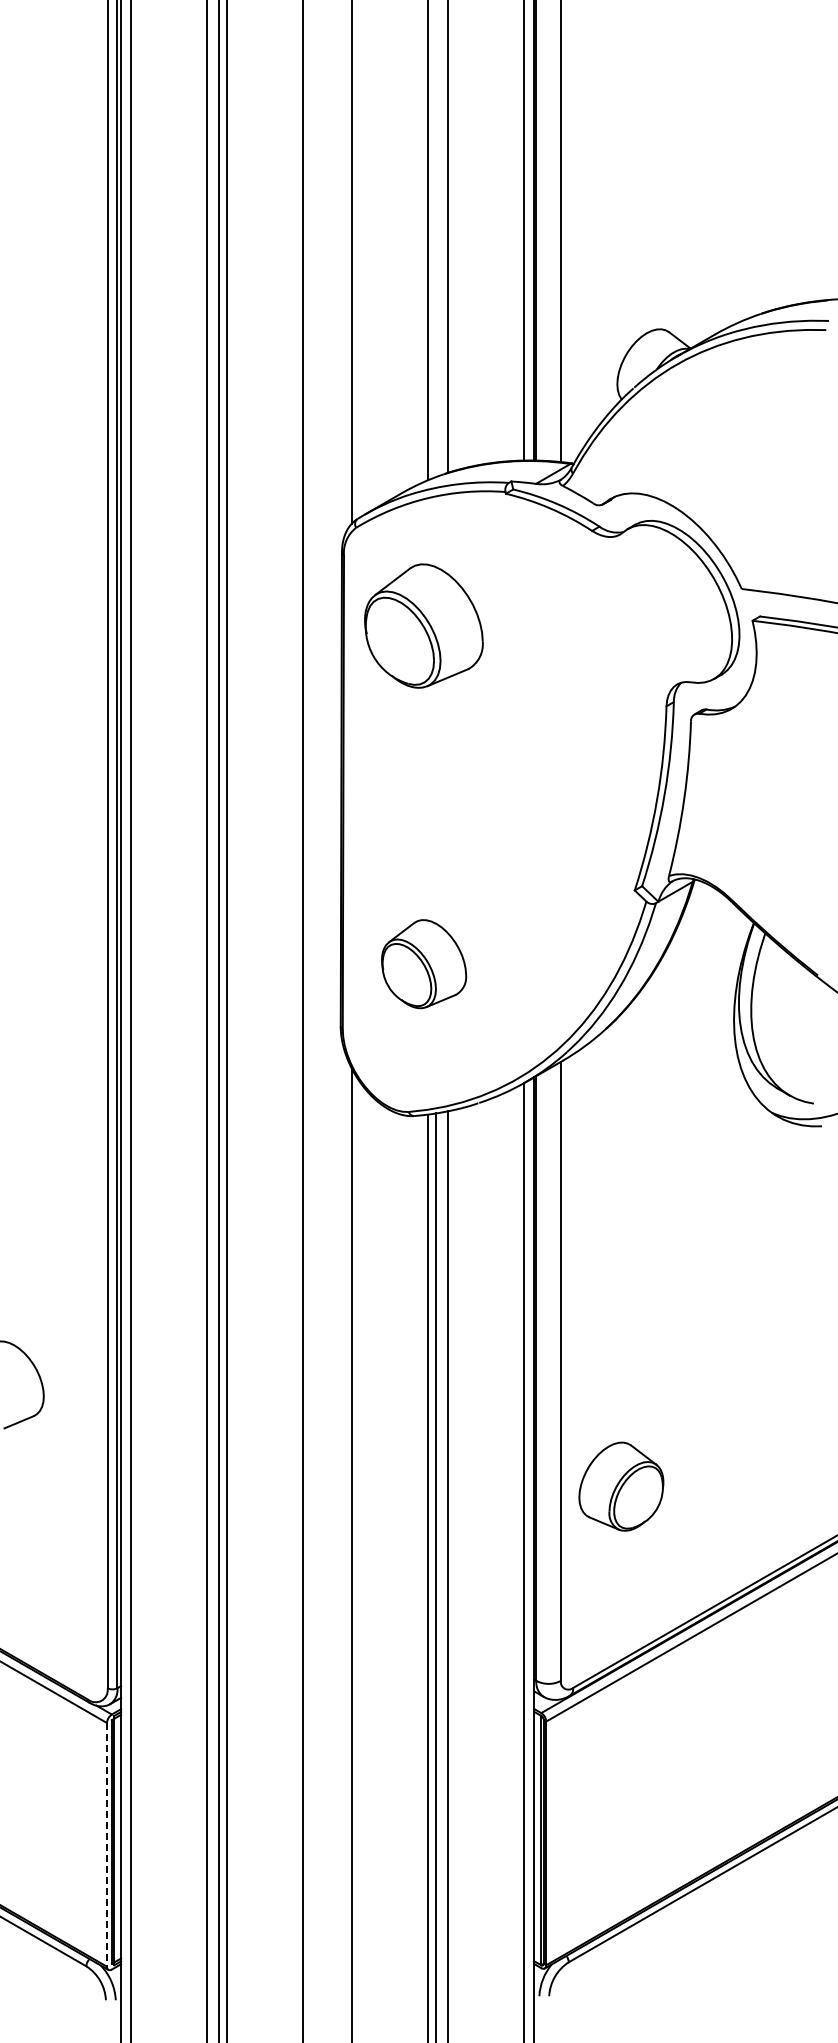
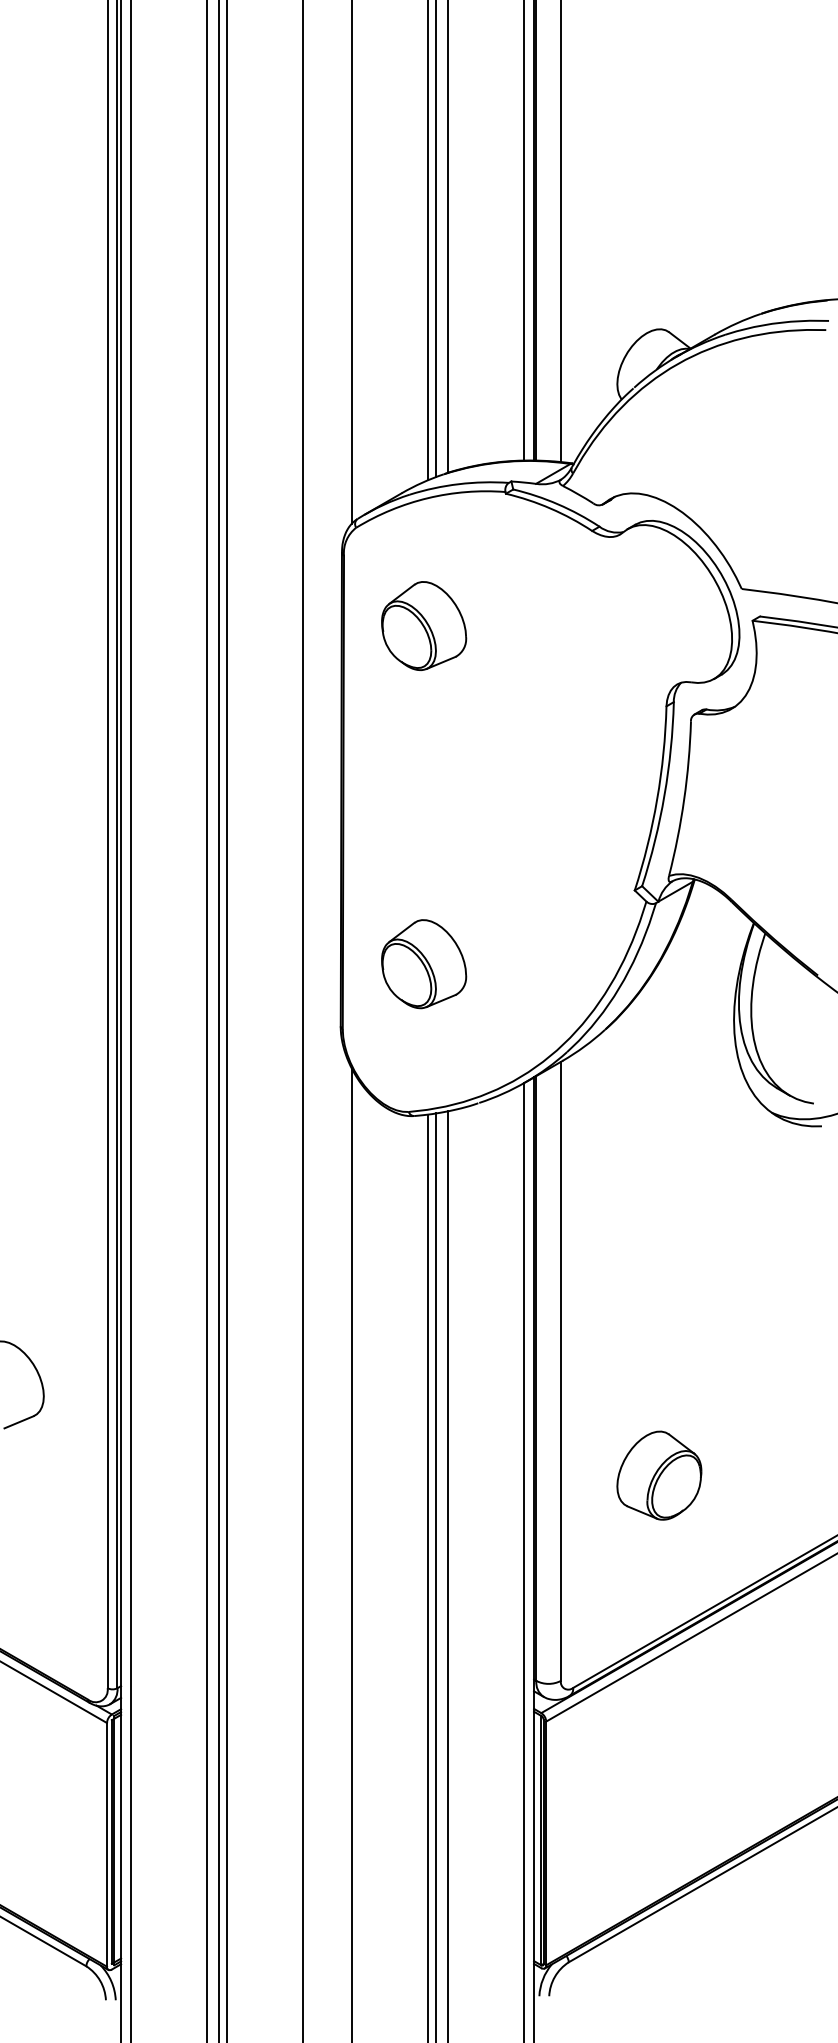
line: none -> present (436, 239)
part size: 120x126 px -> 87x90 px (424, 625)
part position: (621, 1486) -> (659, 1475) (659, 1475)
line: dashed -> solid (106, 1844)
